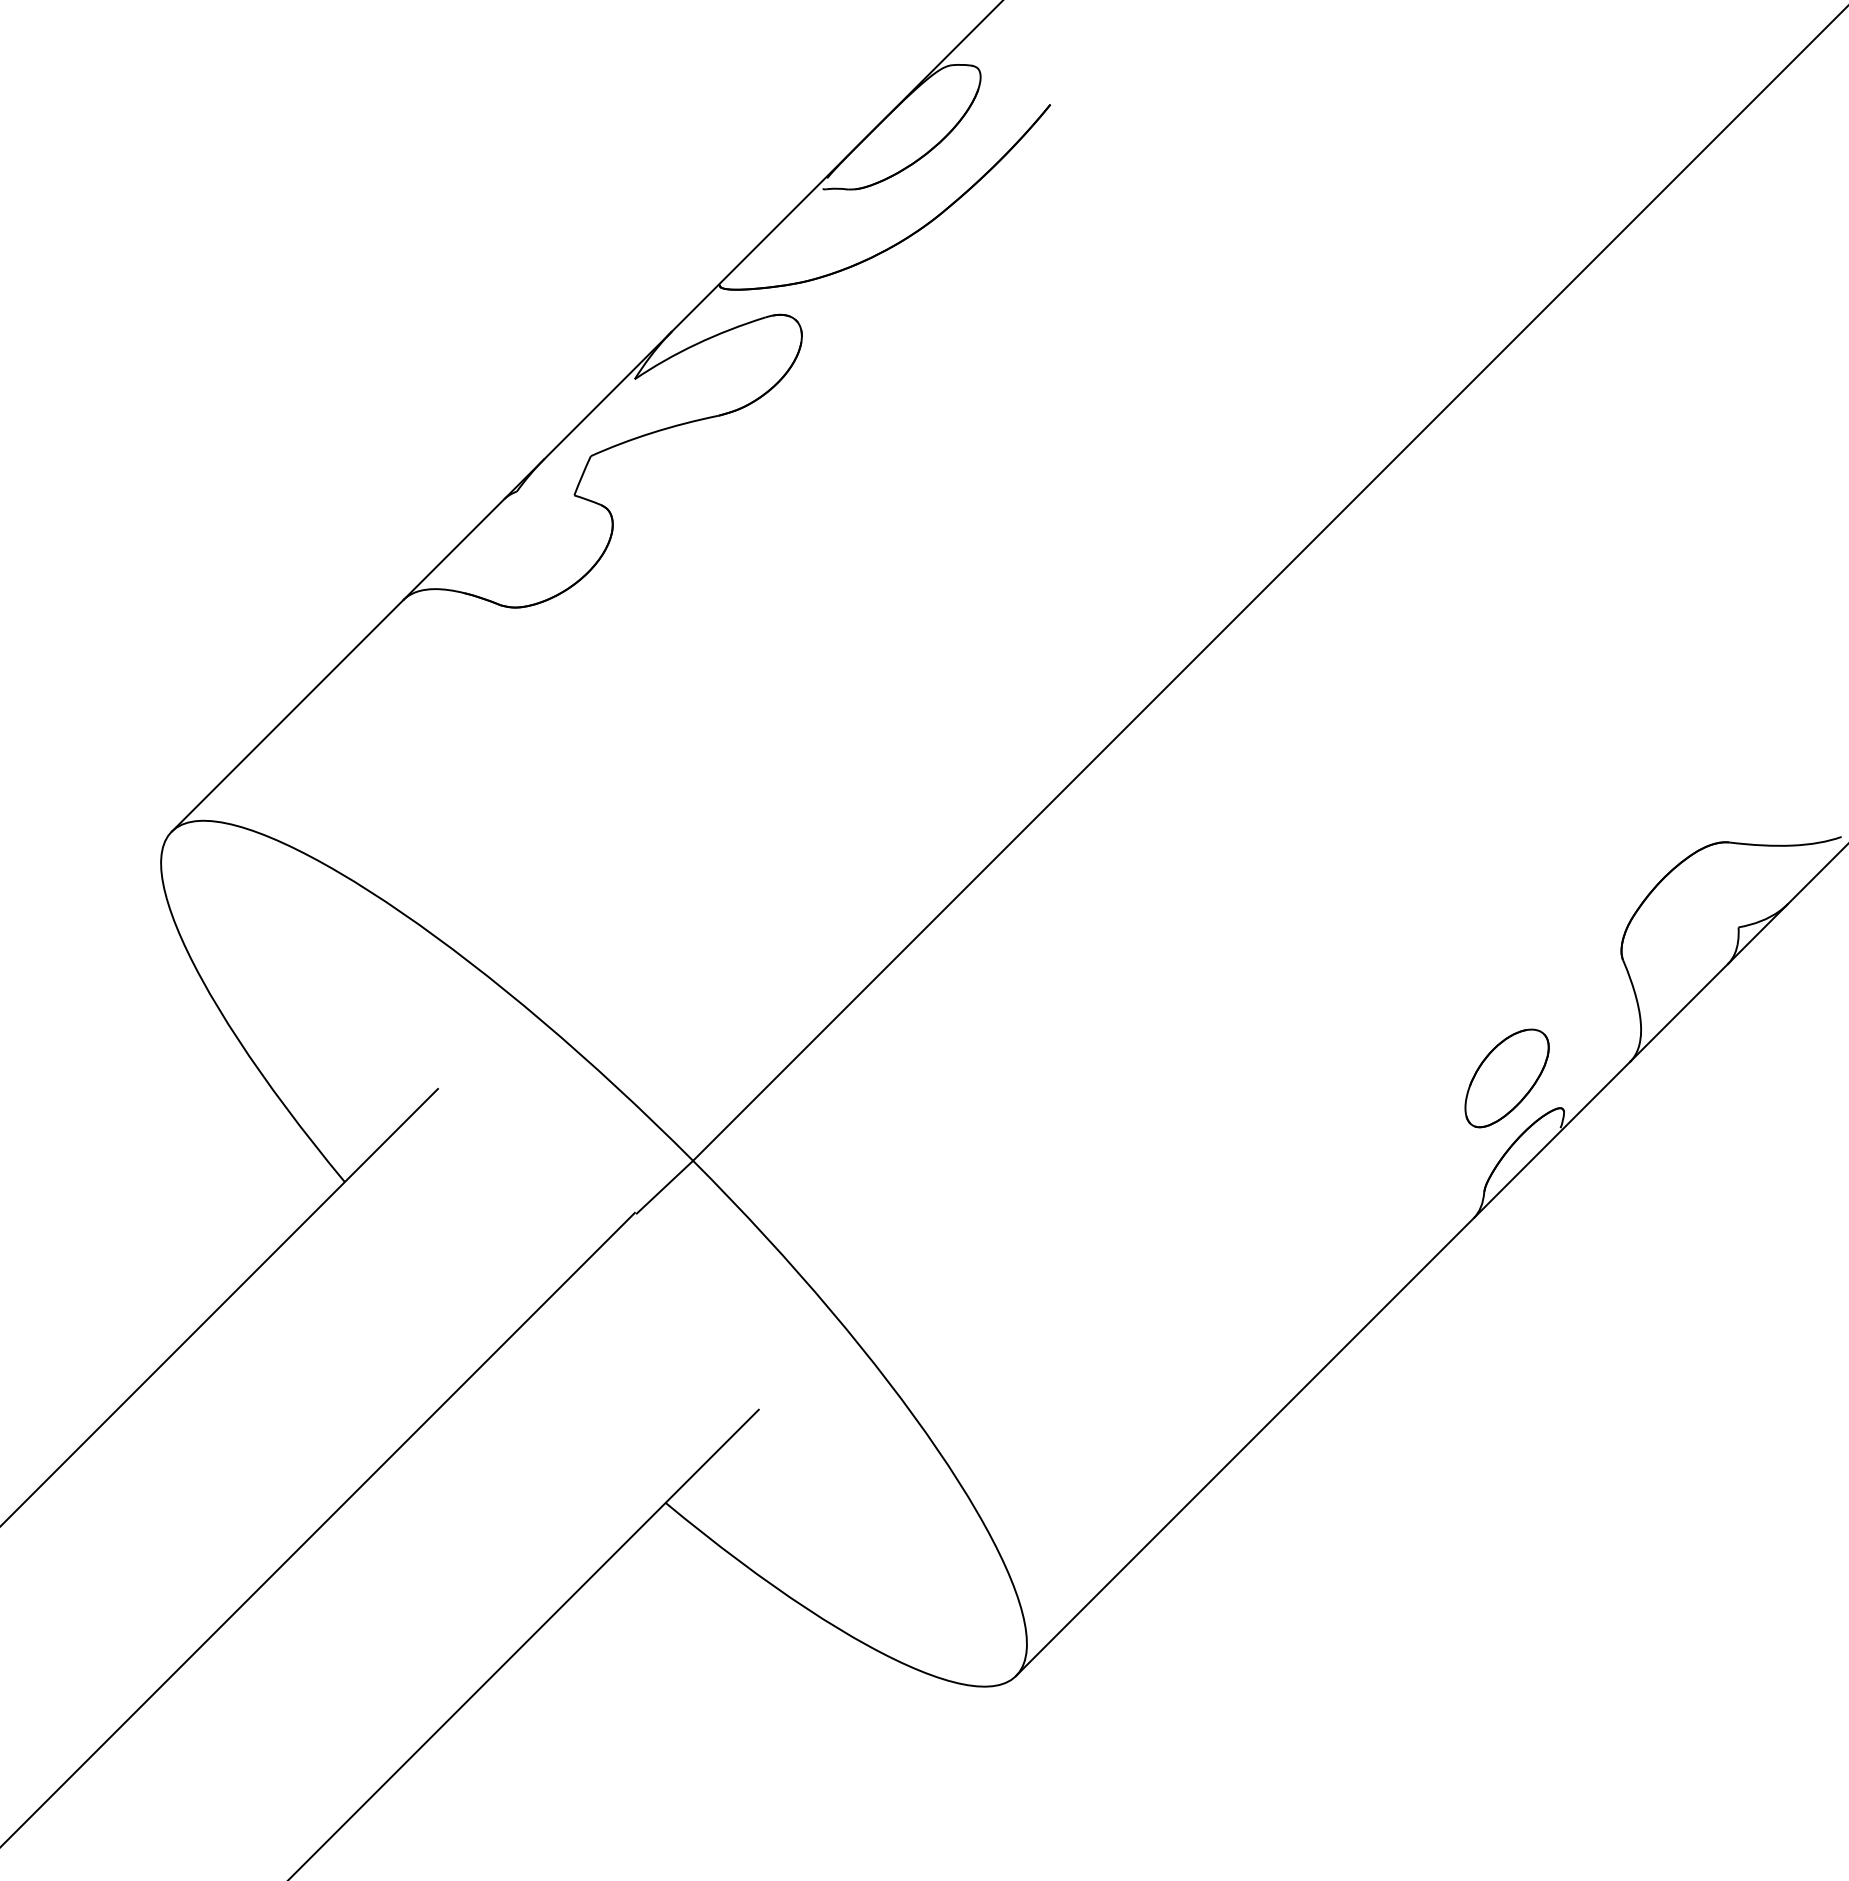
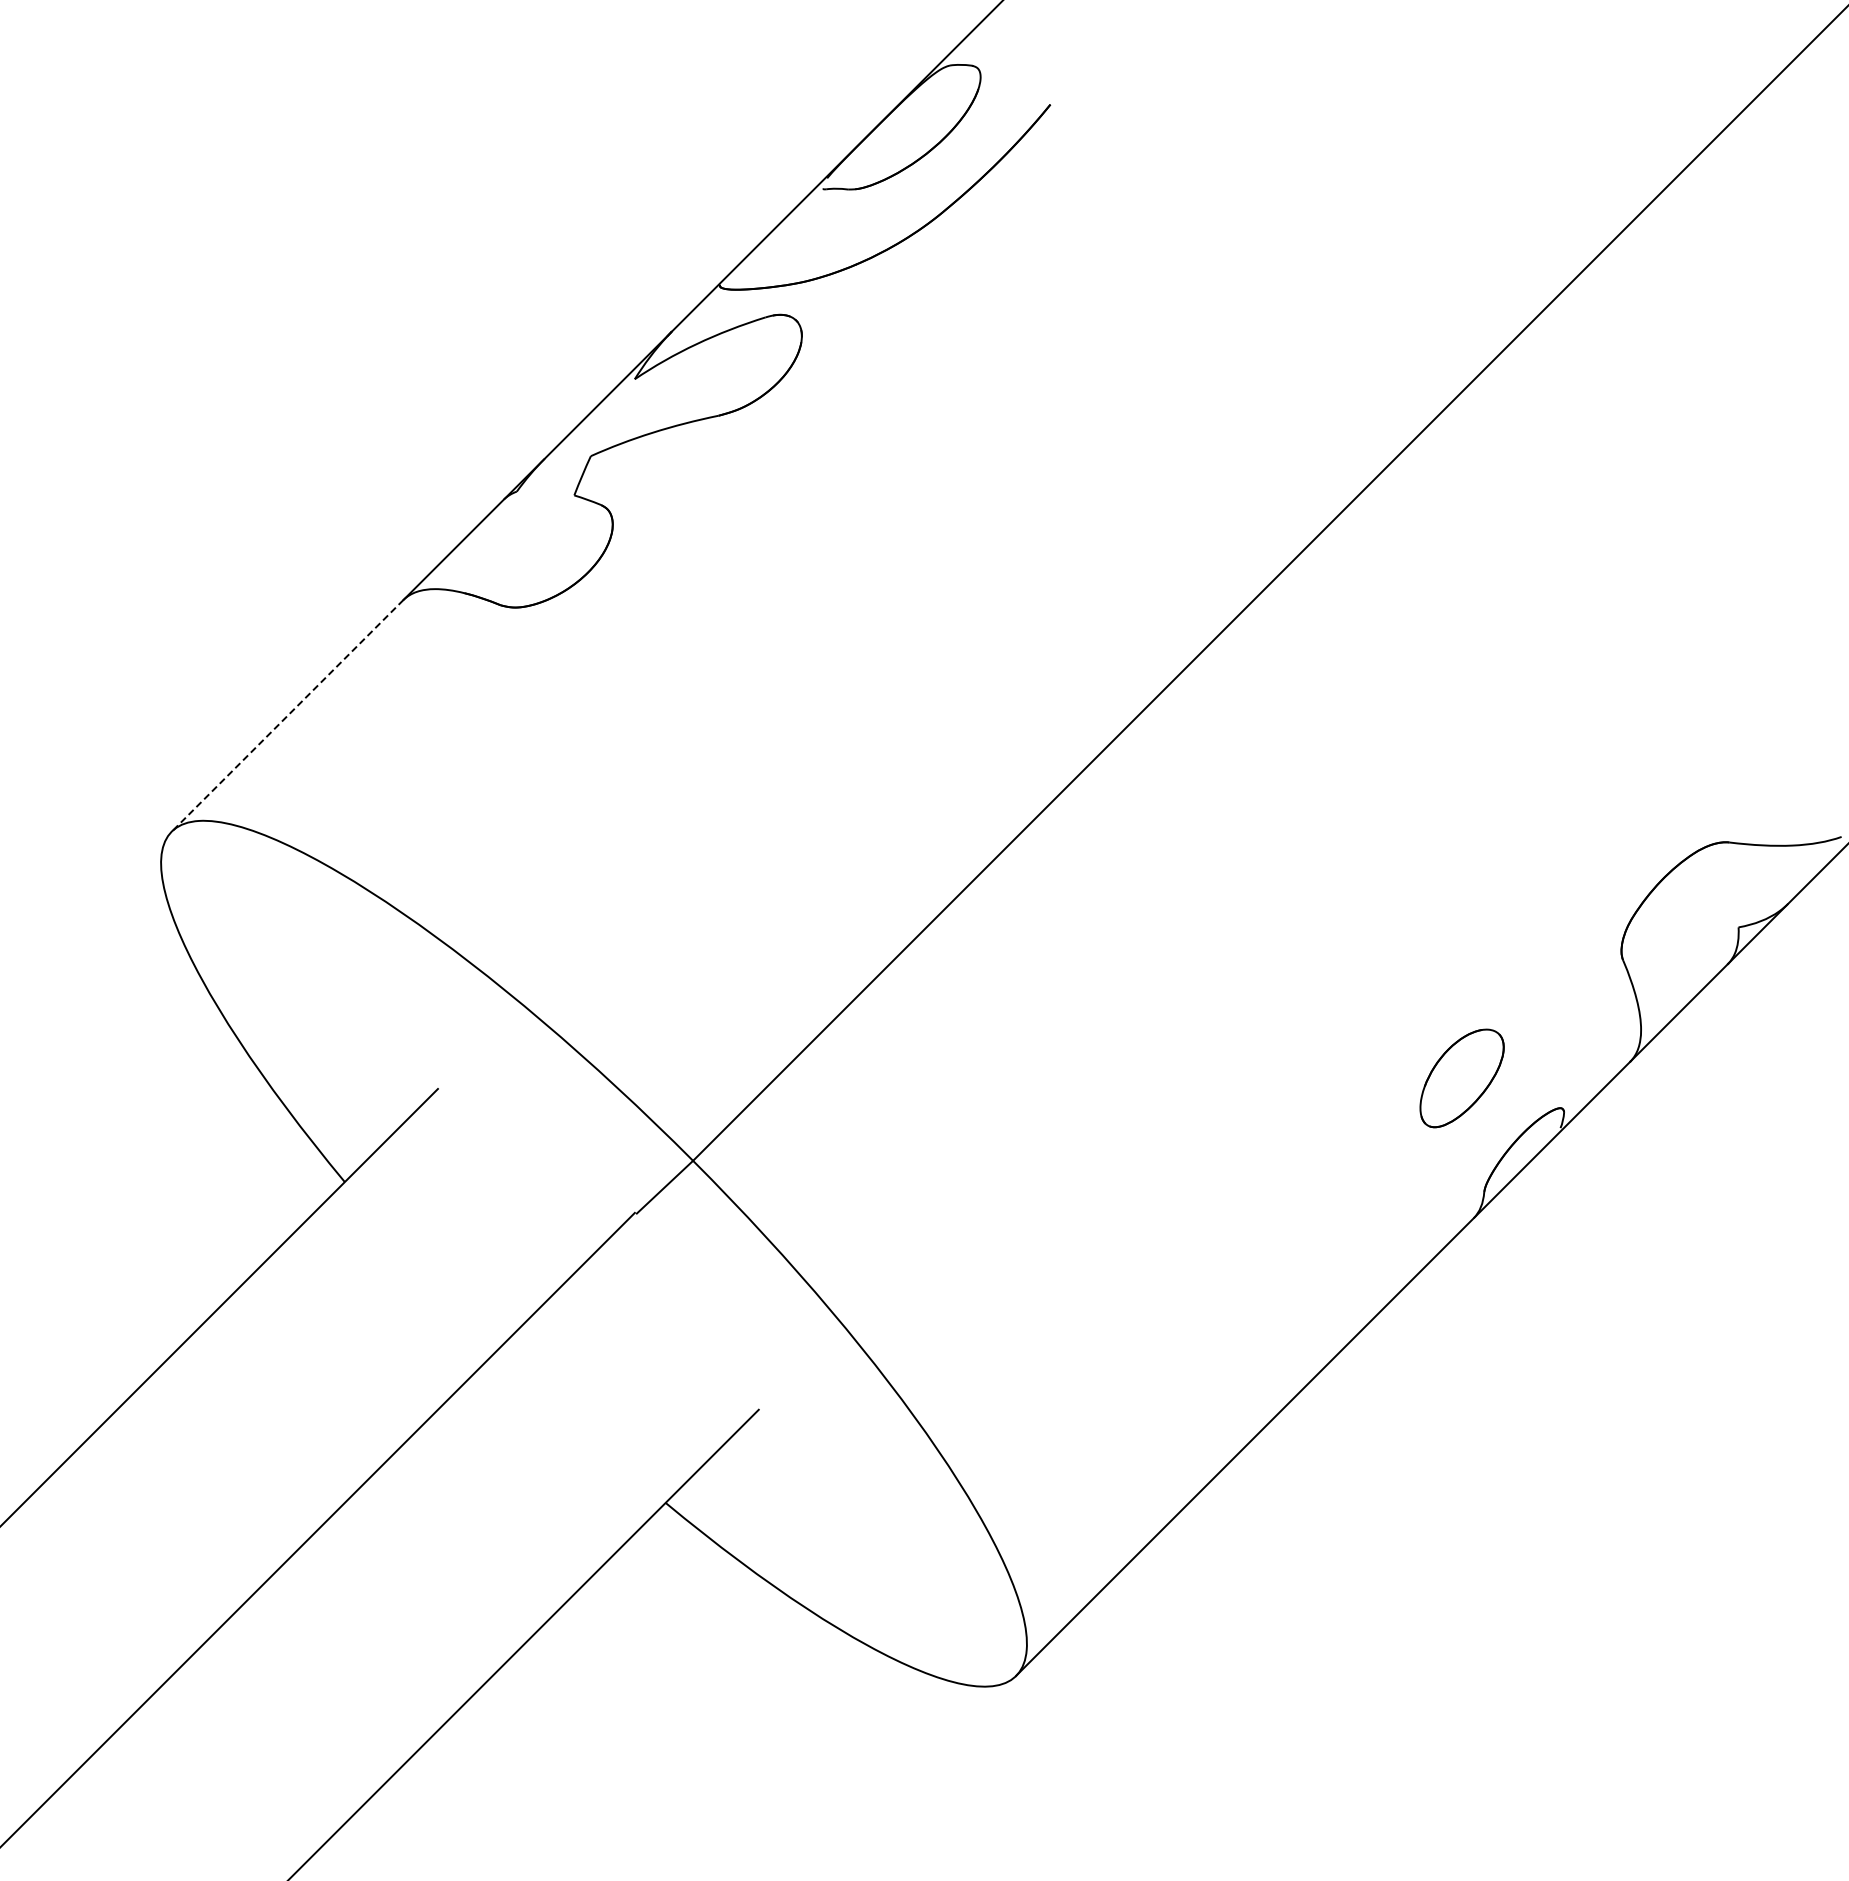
line: solid -> dashed (287, 715)
part position: (1506, 1078) -> (1461, 1078) (1461, 1078)
